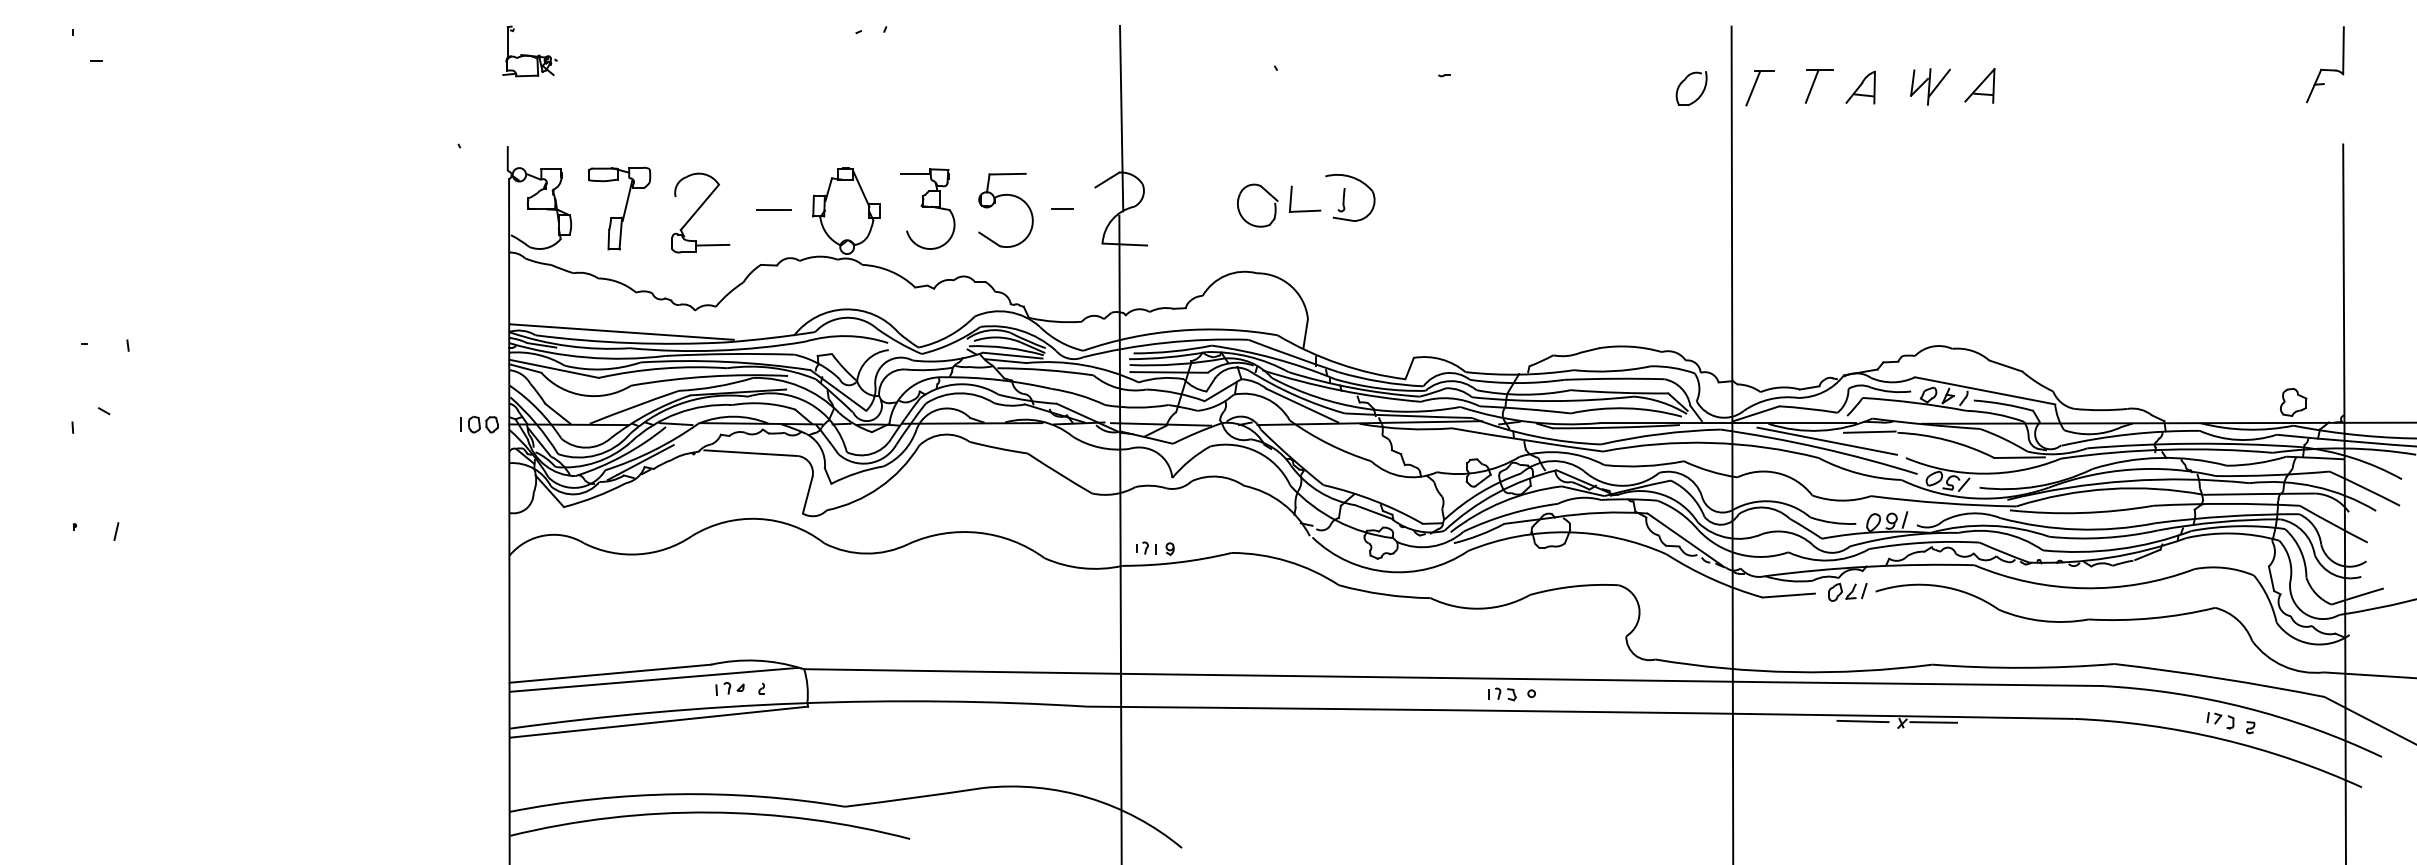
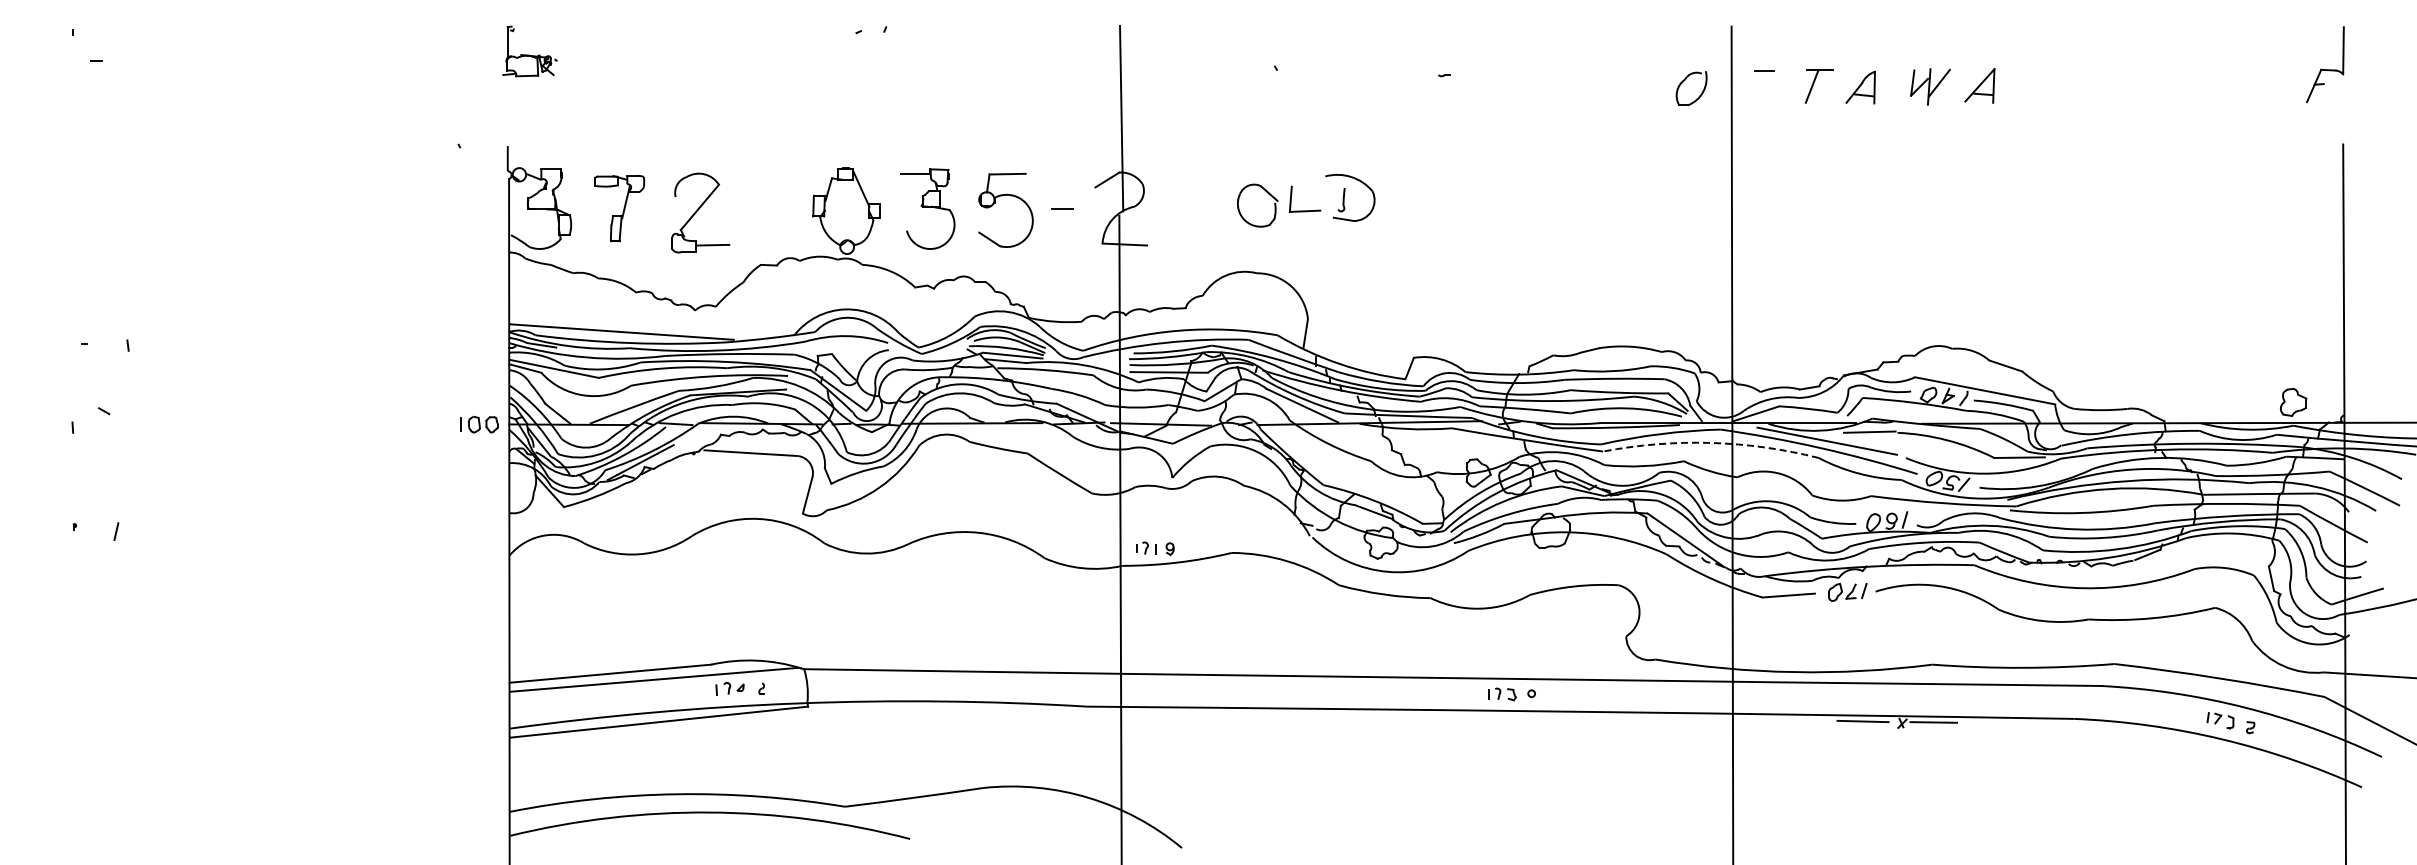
line: present -> none (1753, 88)
part size: 64x85 px -> 52x68 px (619, 208)
line: present -> none (774, 210)
arc: solid -> dashed (1711, 442)
